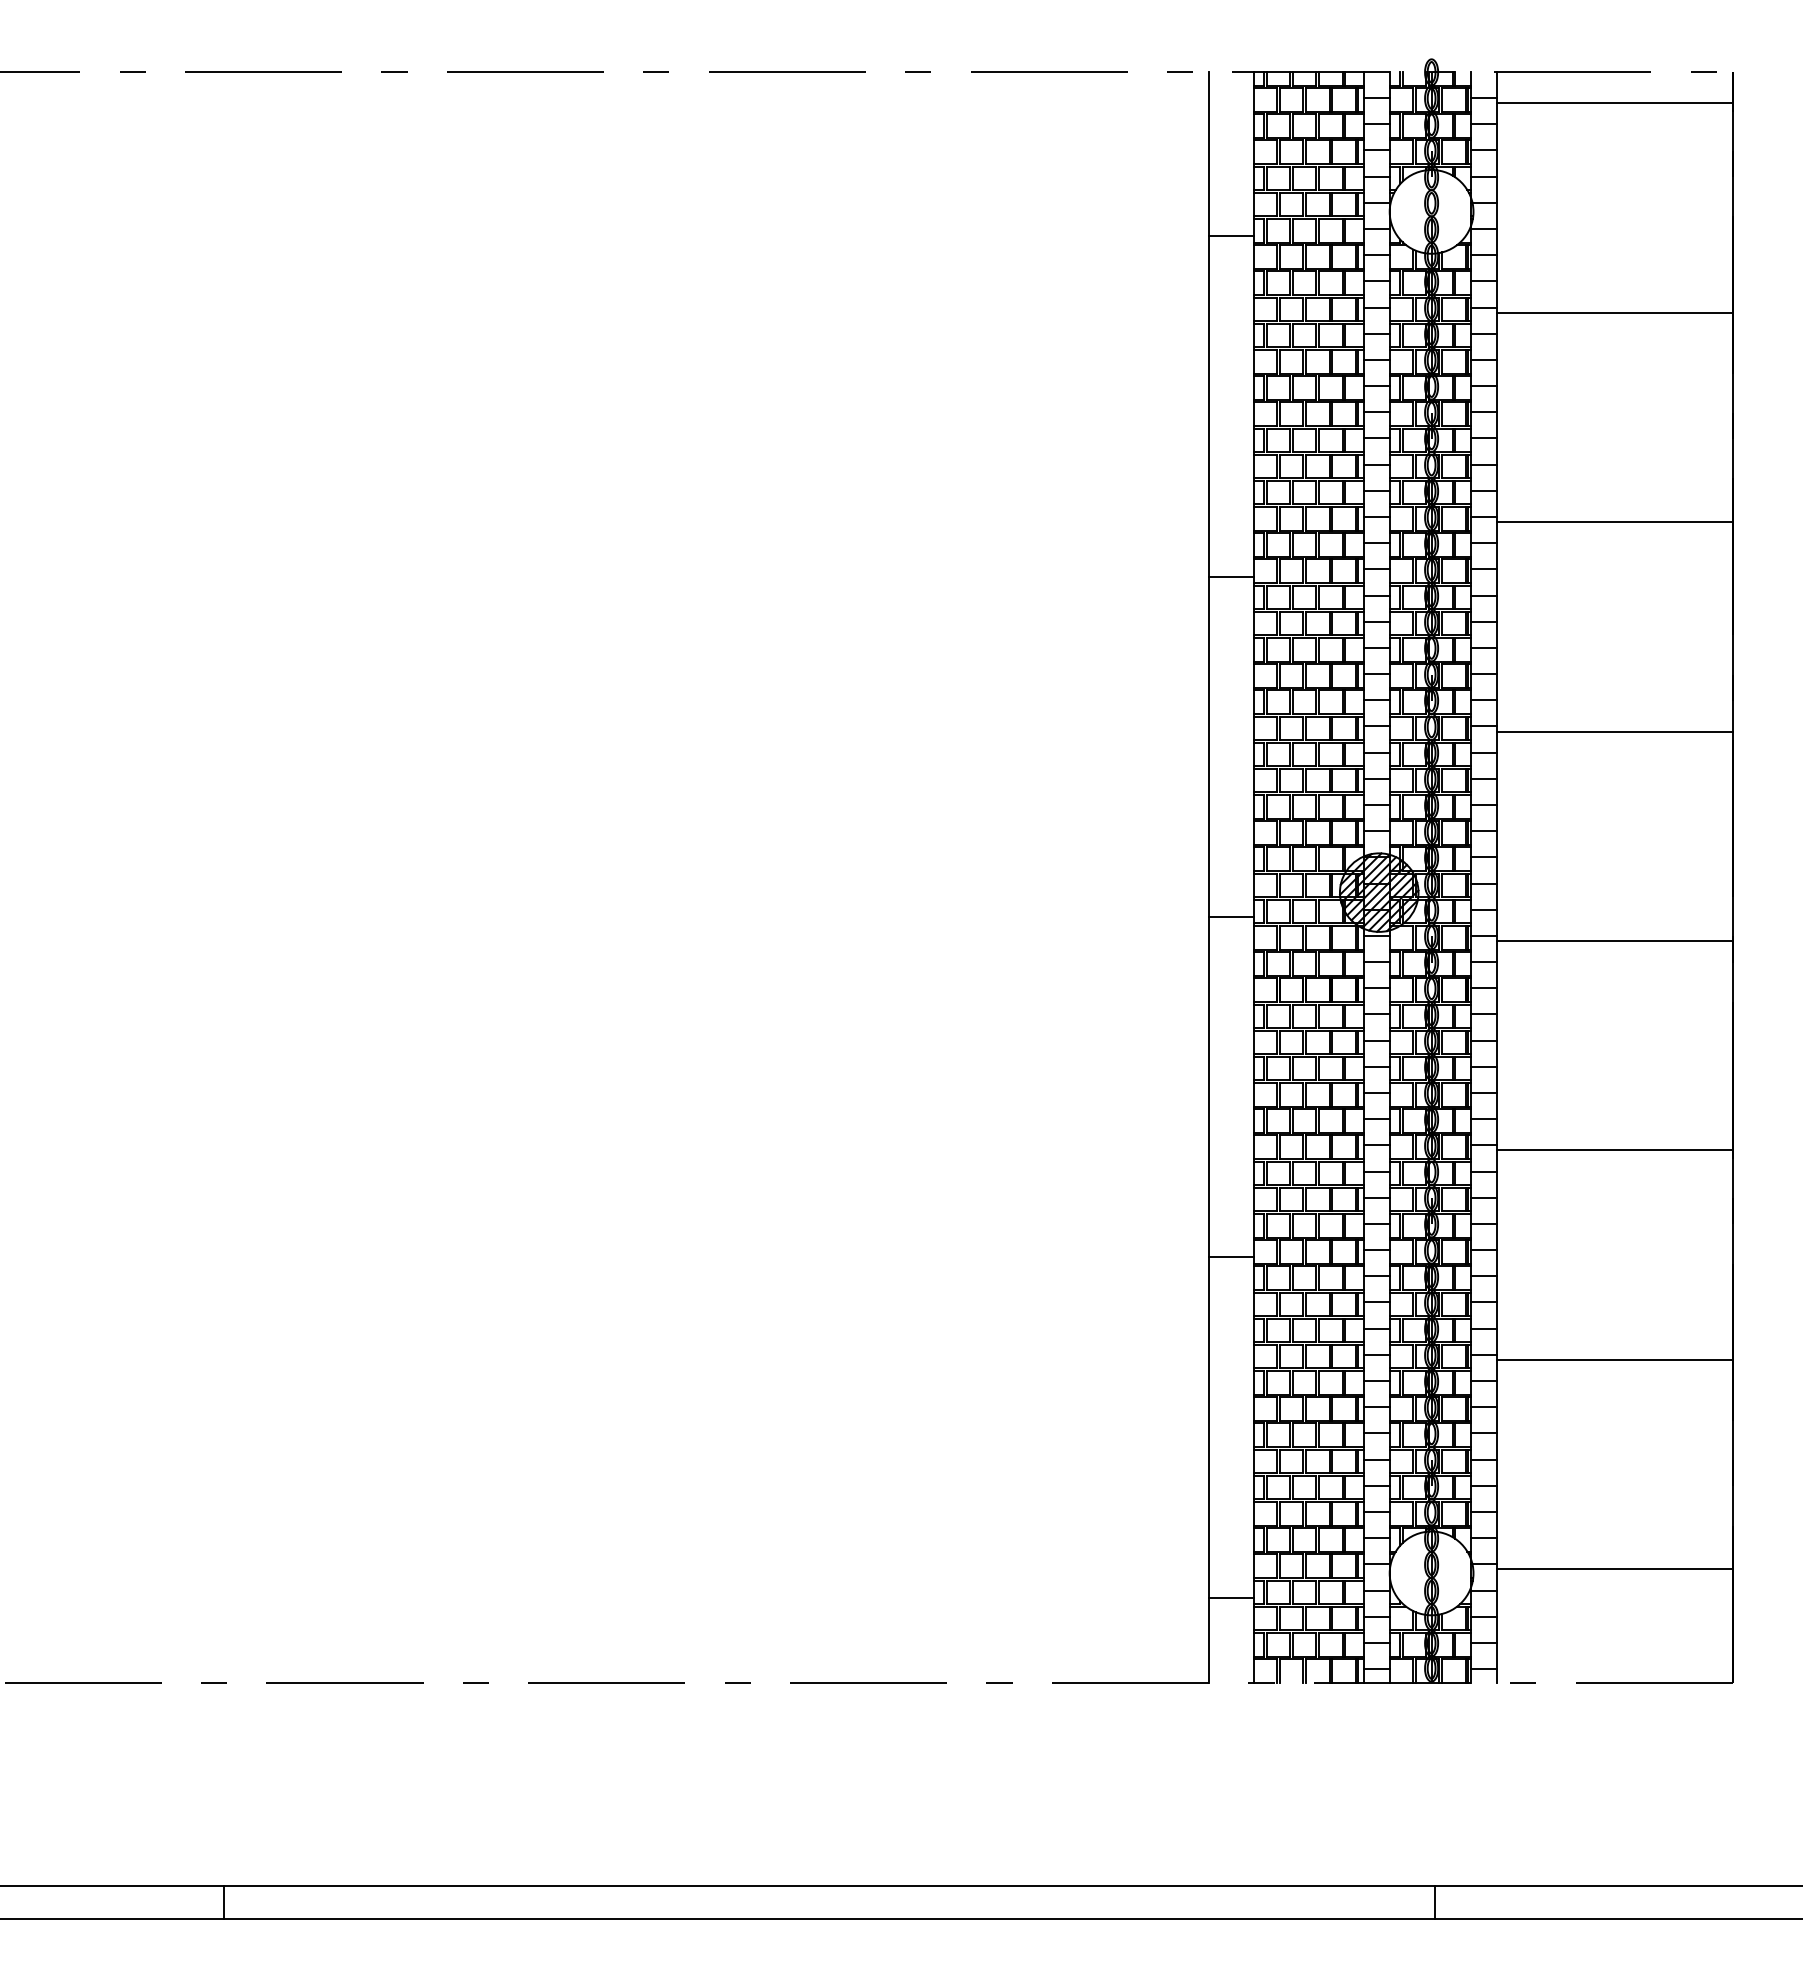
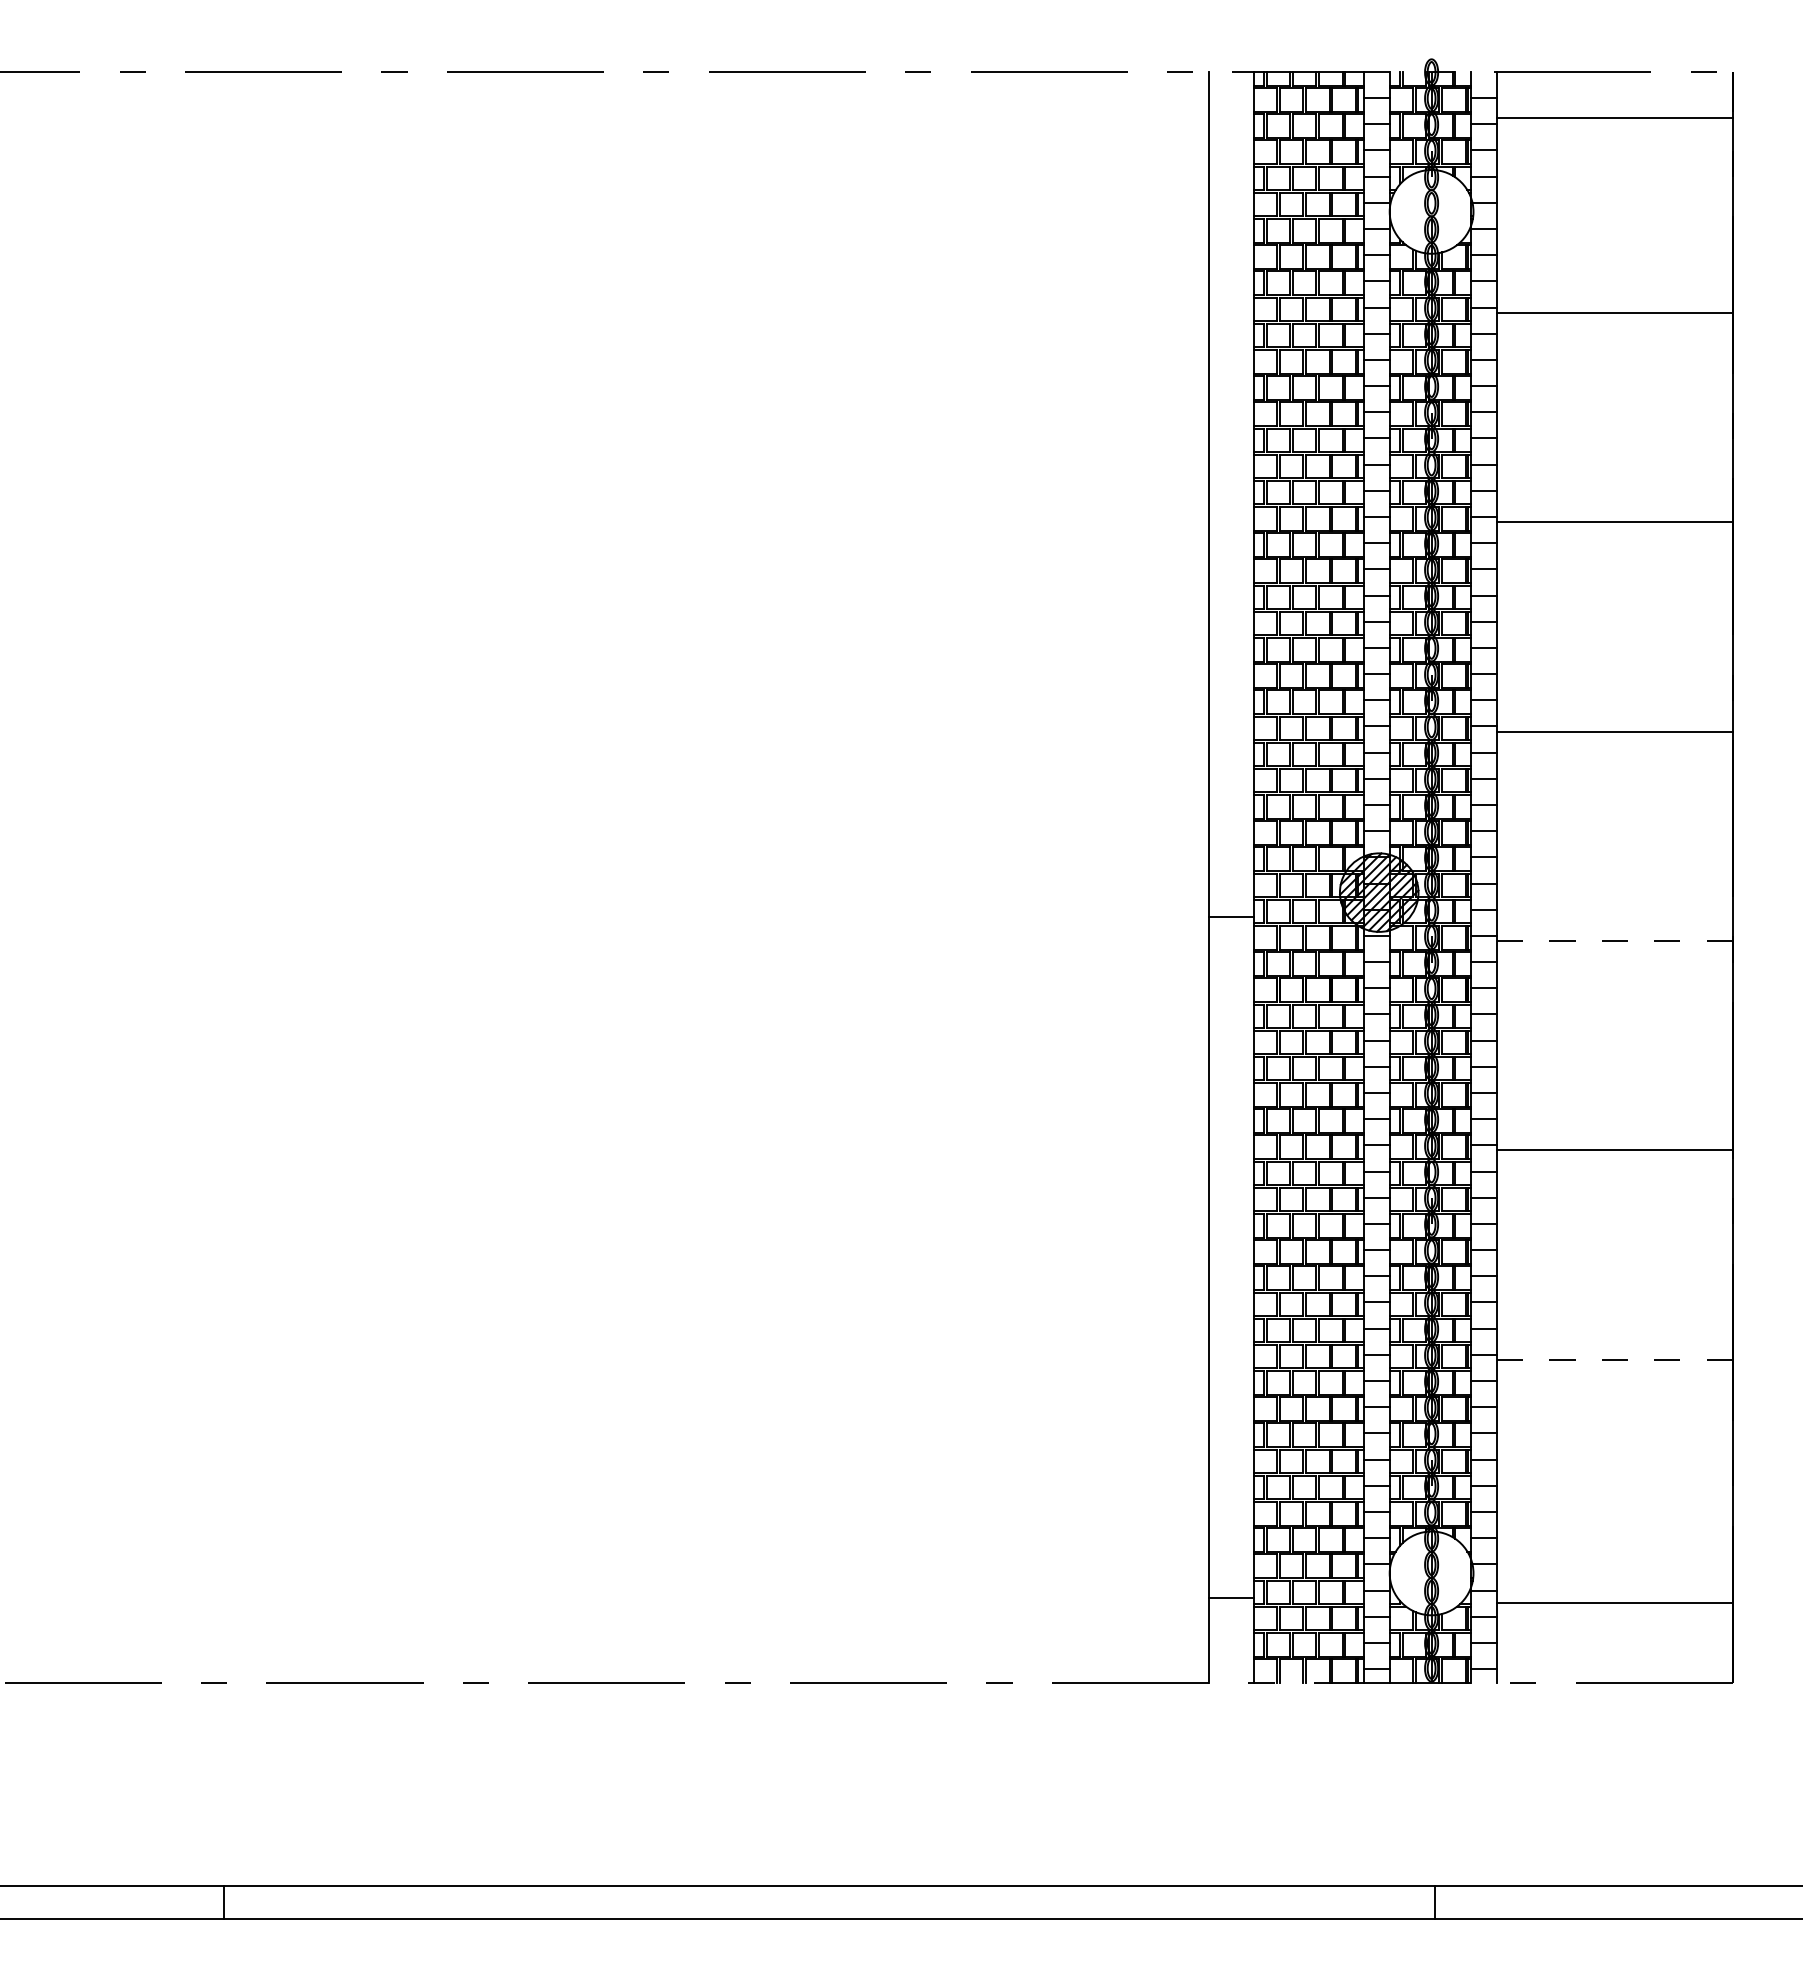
line position: (1614, 103) -> (1614, 118) (1614, 118)
line: present -> none (1231, 236)
line: present -> none (1231, 576)
line: solid -> dashed (1614, 940)
line: present -> none (1231, 1257)
line: solid -> dashed (1614, 1359)
line position: (1614, 1569) -> (1614, 1603) (1614, 1603)
